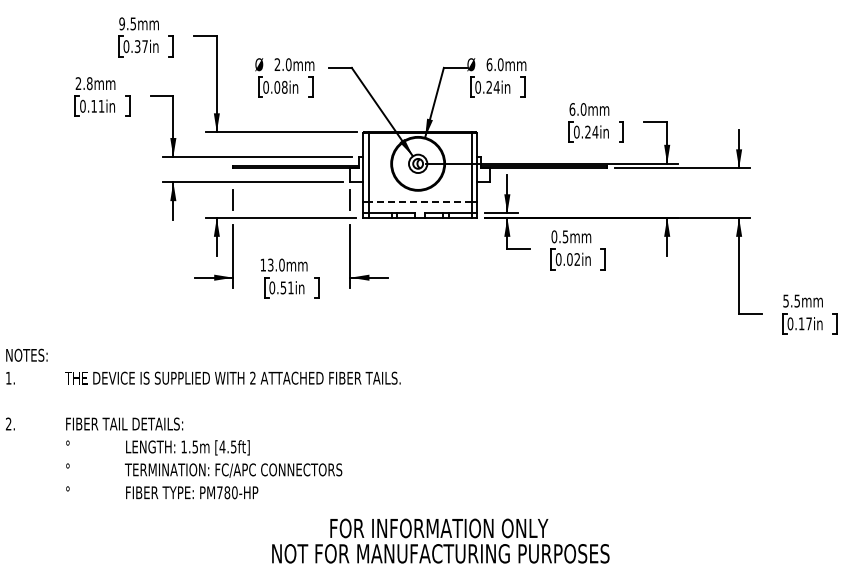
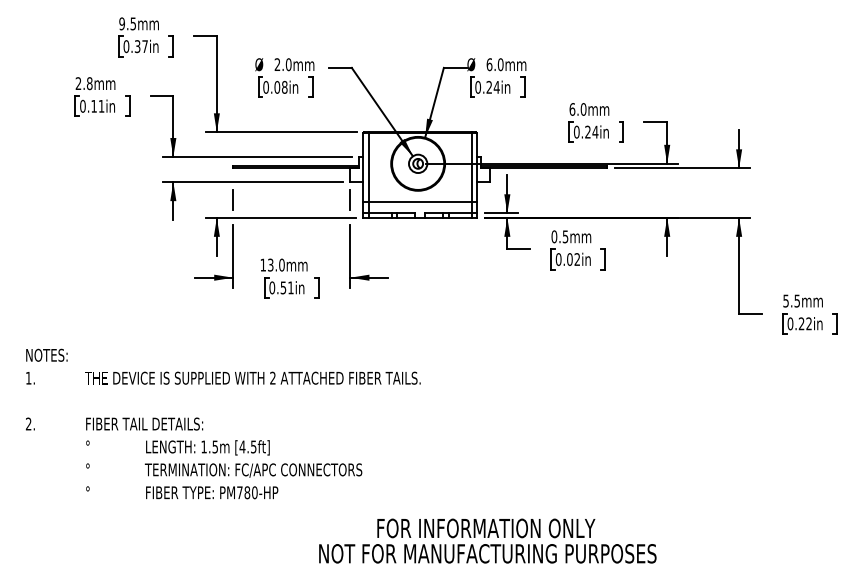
line: dashed -> solid (420, 201)
text: 0.17in -> 0.22in (804, 323)
text position: (203, 423) -> (223, 423) (223, 423)
text position: (440, 540) -> (487, 540) (487, 540)
